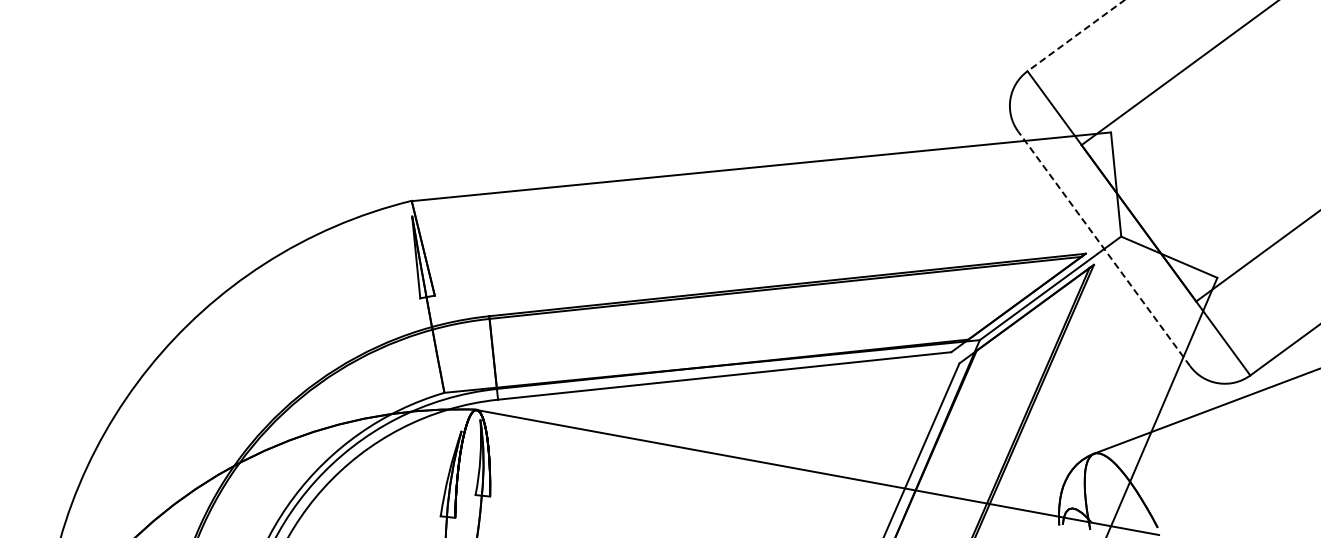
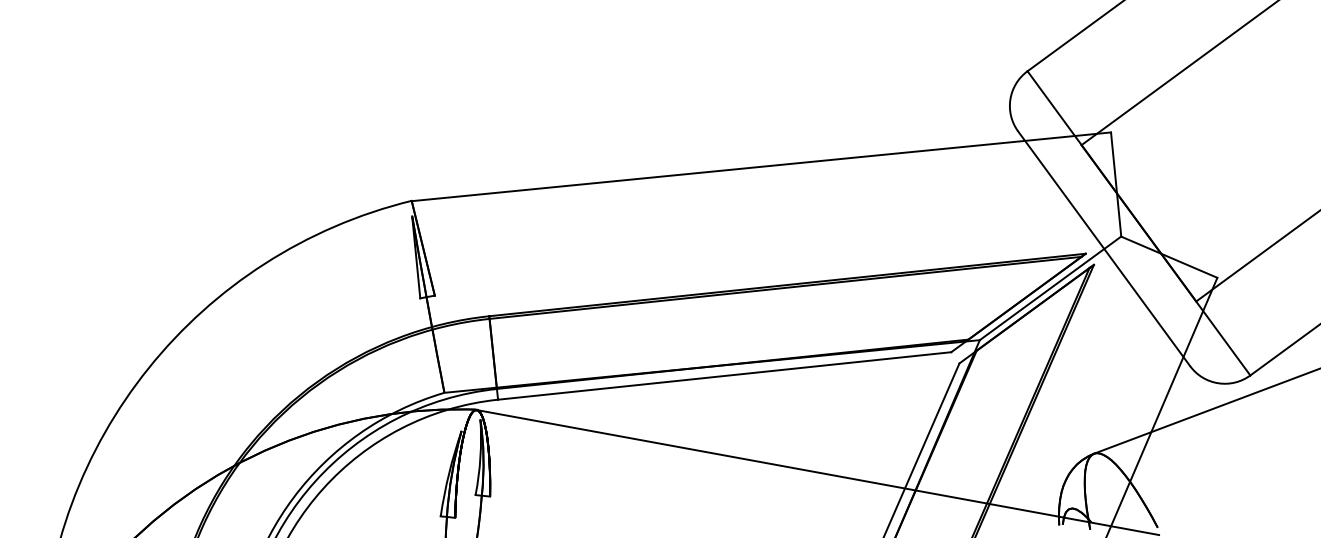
line: dashed -> solid (1075, 35)
line: dashed -> solid (1103, 248)
